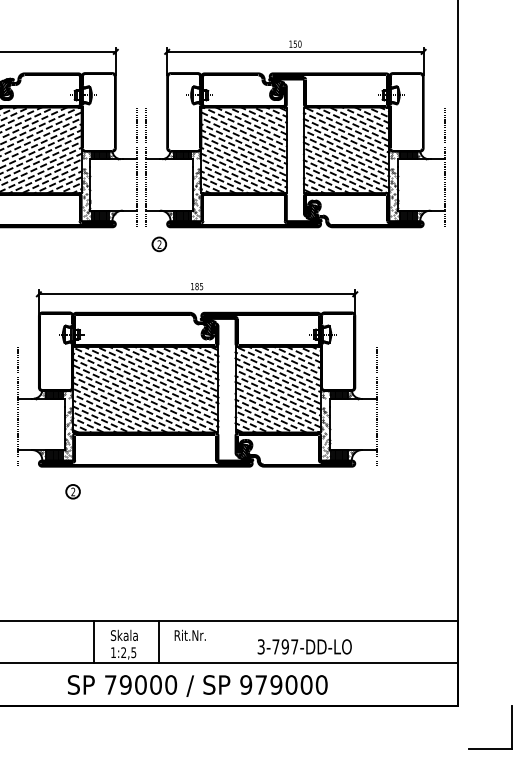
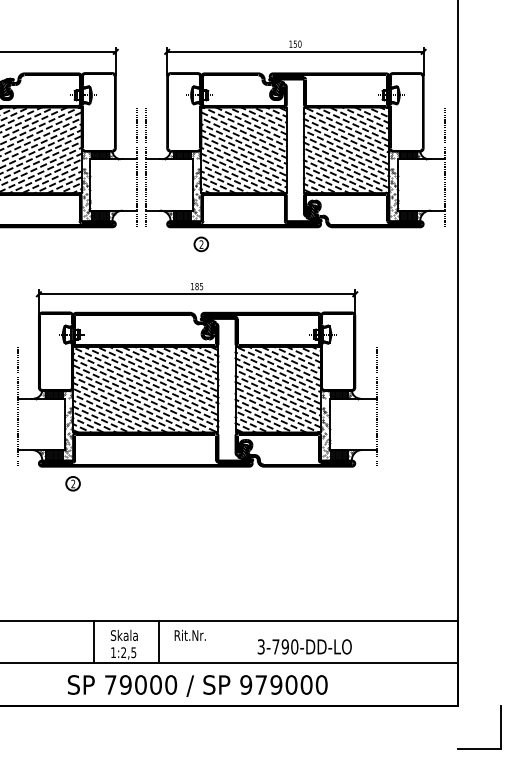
part position: (159, 244) -> (201, 244) (201, 244)
part position: (72, 491) -> (72, 483) (72, 483)
text: 3-797-DD-LO -> 3-790-DD-LO (294, 646)
part position: (511, 727) -> (500, 727) (500, 727)
